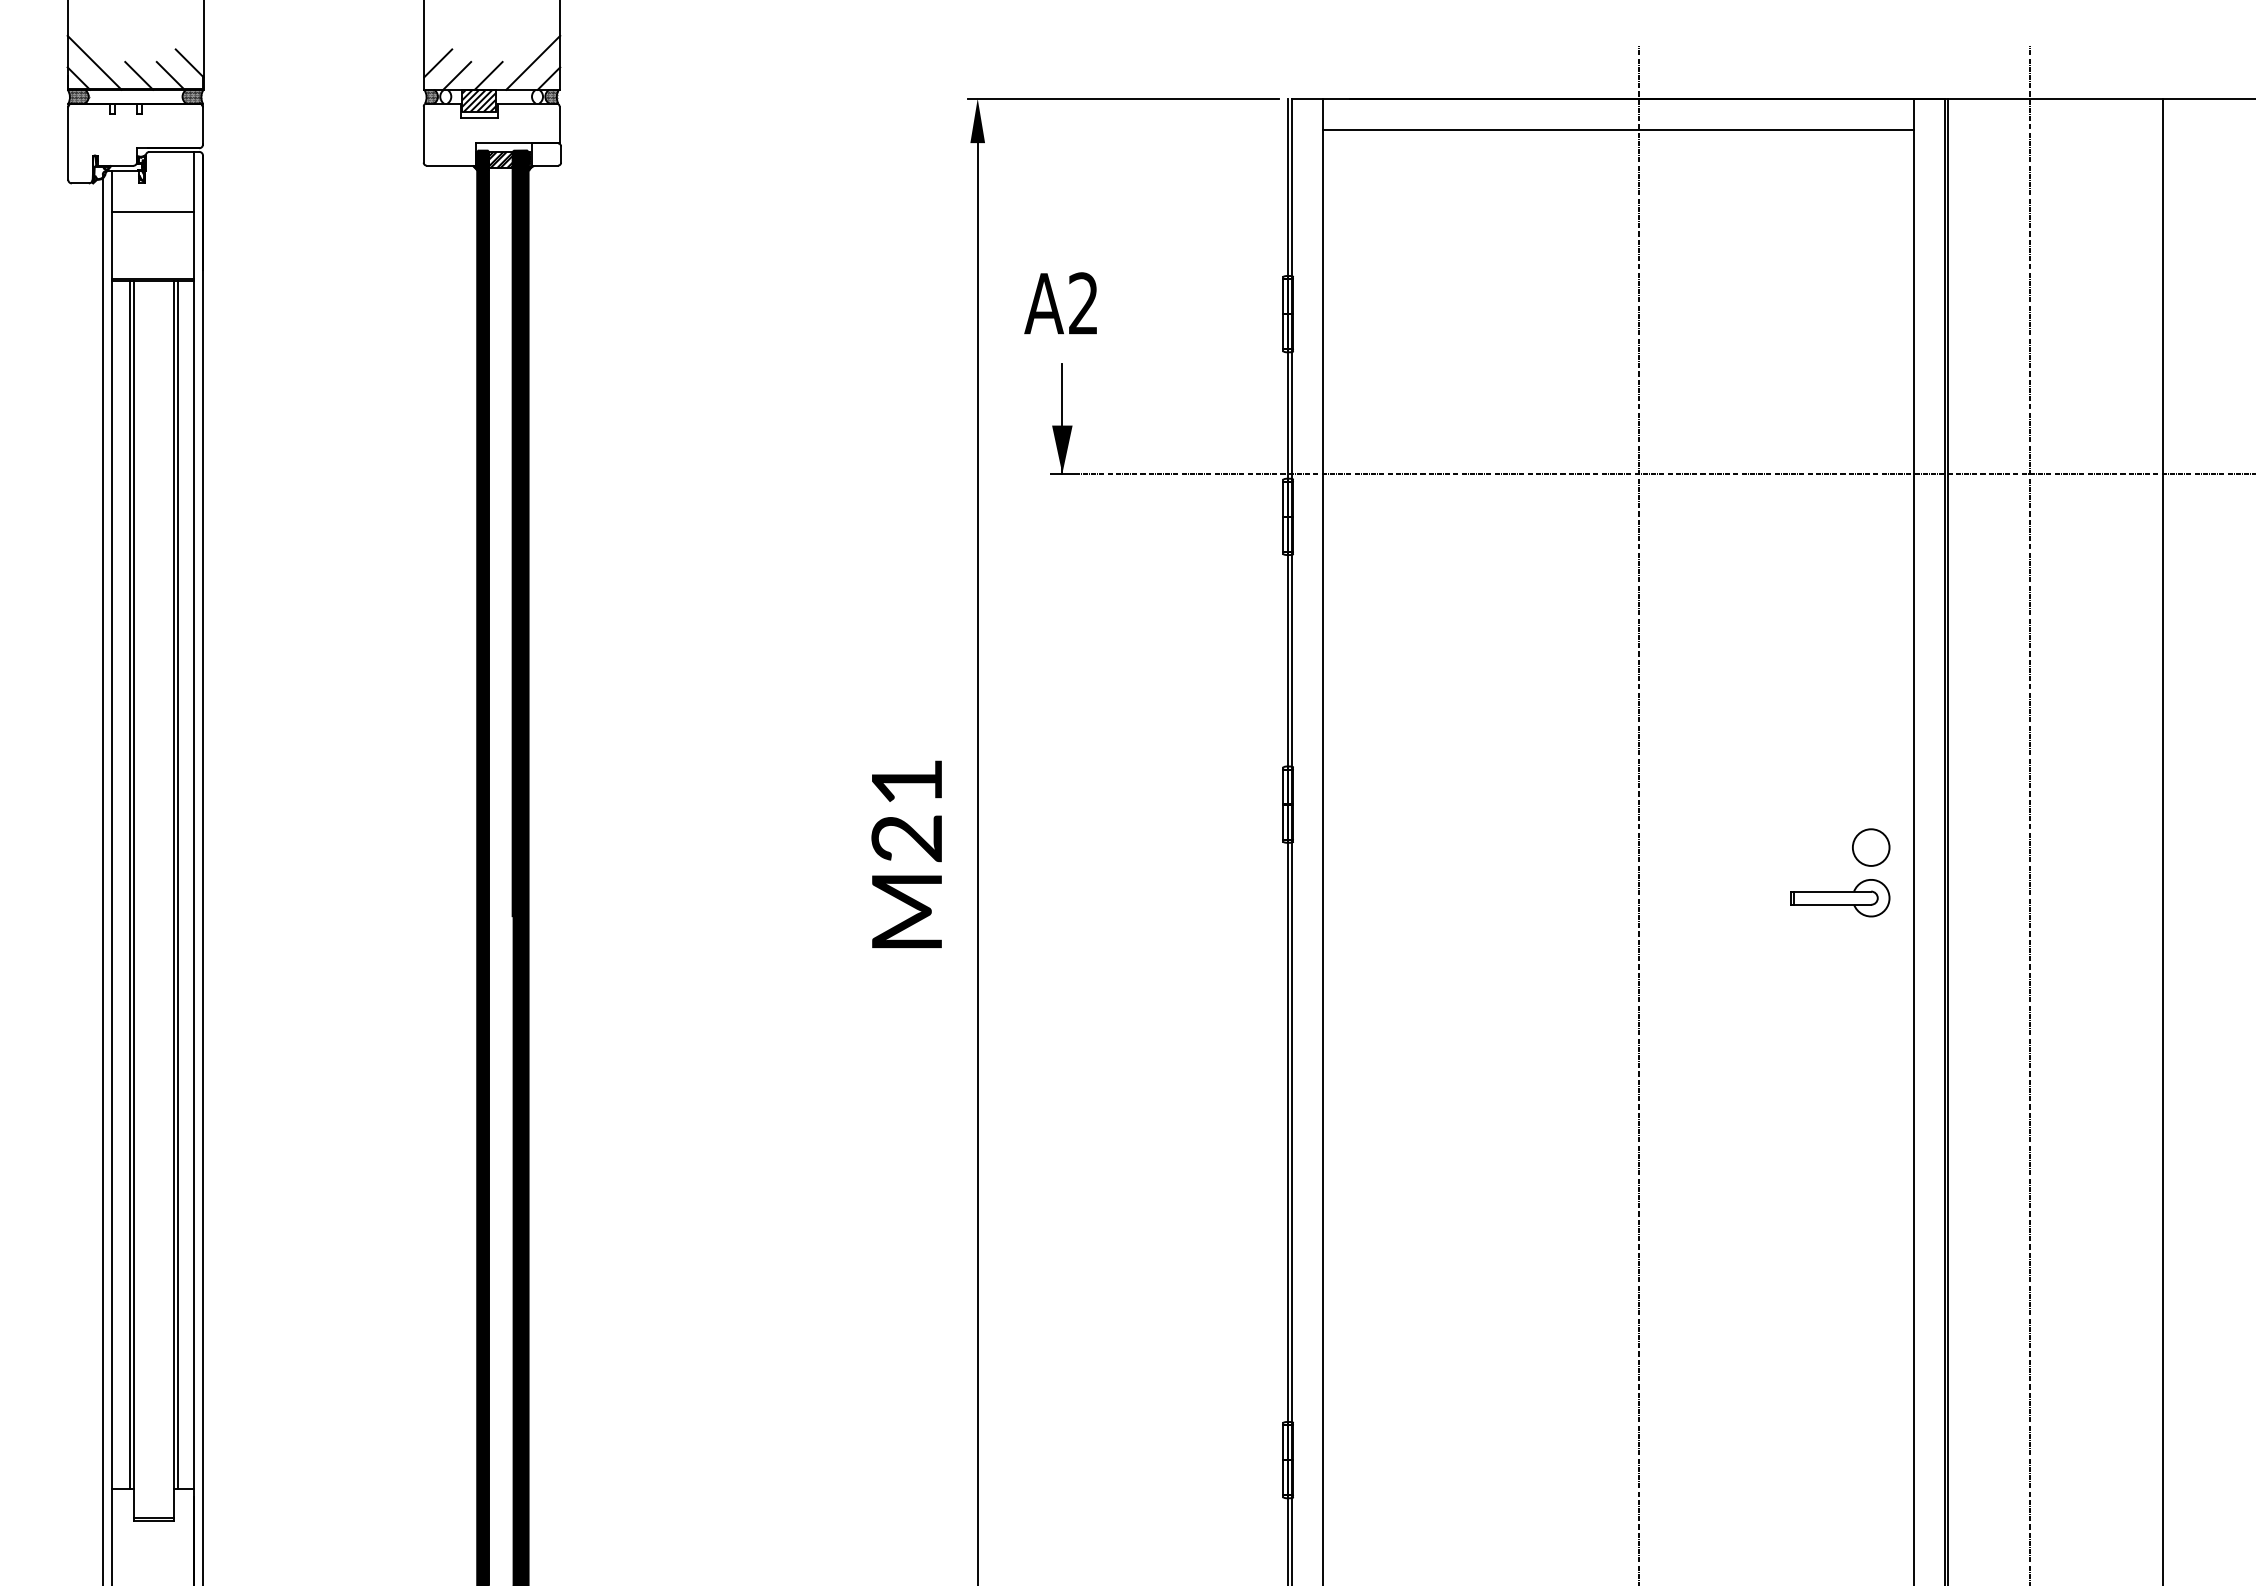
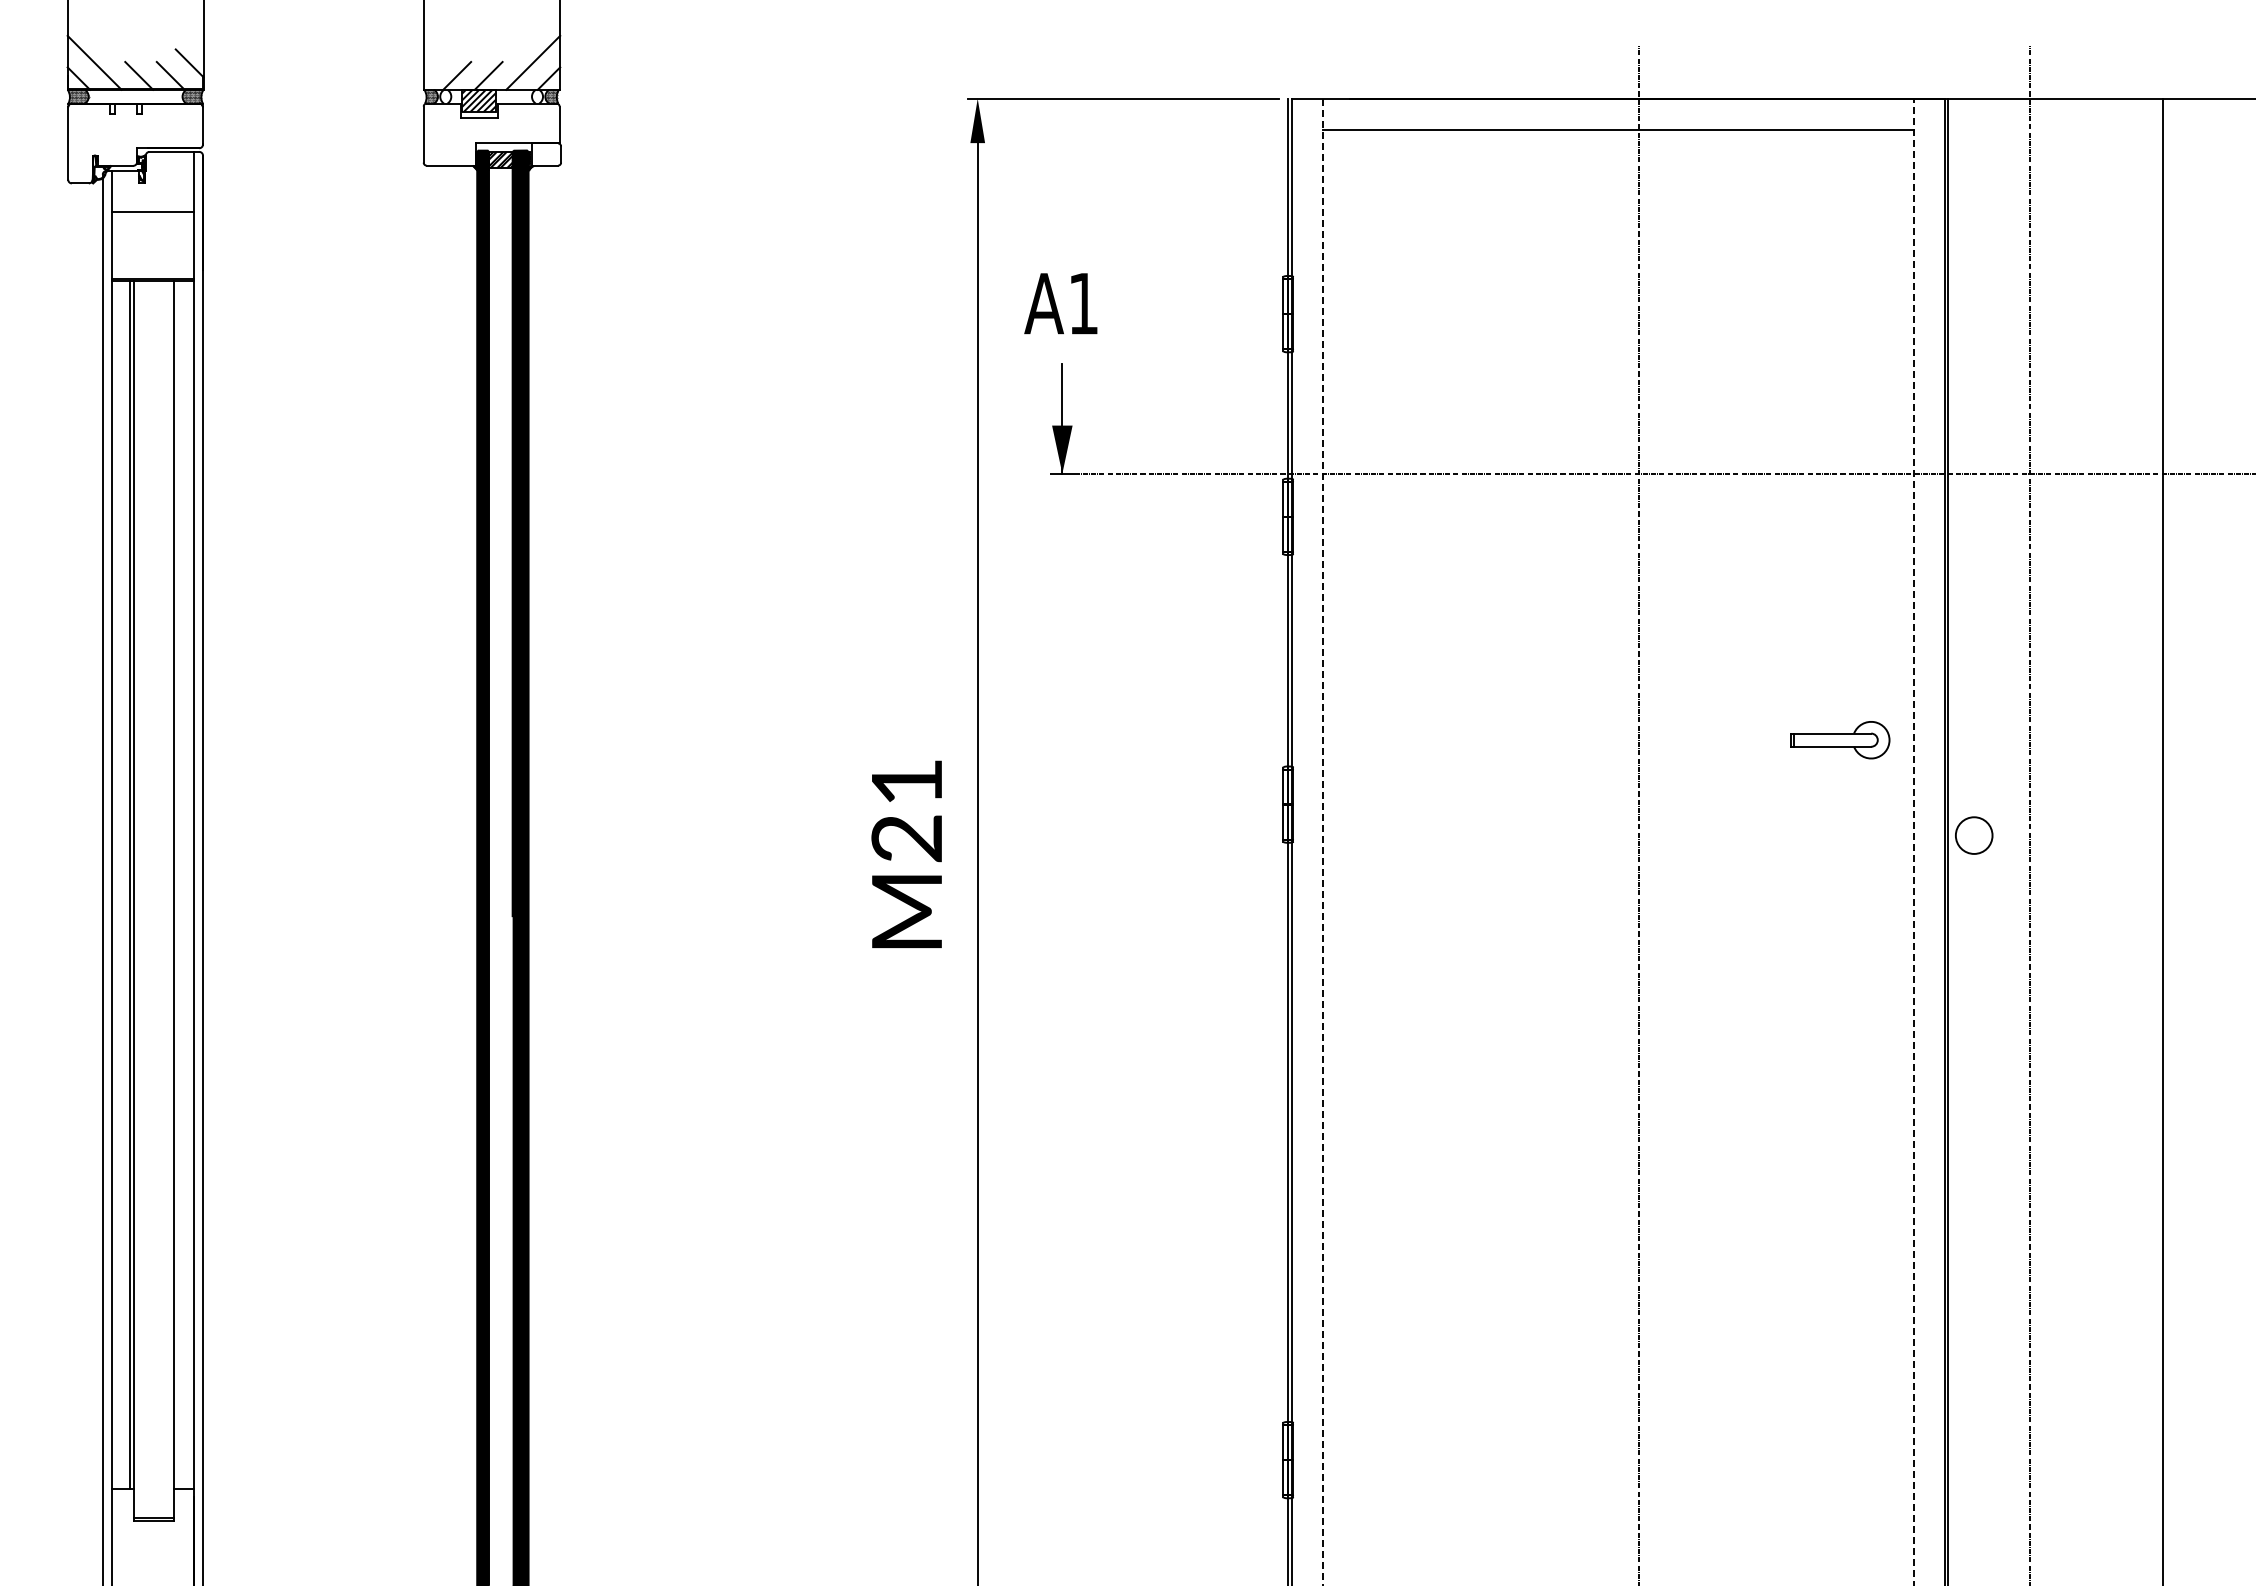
line: present -> none (438, 63)
text: A2 -> A1 (1083, 303)
line: solid -> dashed (1913, 841)
line: solid -> dashed (1322, 842)
circle position: (1871, 847) -> (1974, 835) (1974, 835)
line: present -> none (178, 884)
part position: (1840, 898) -> (1840, 740) (1840, 740)
